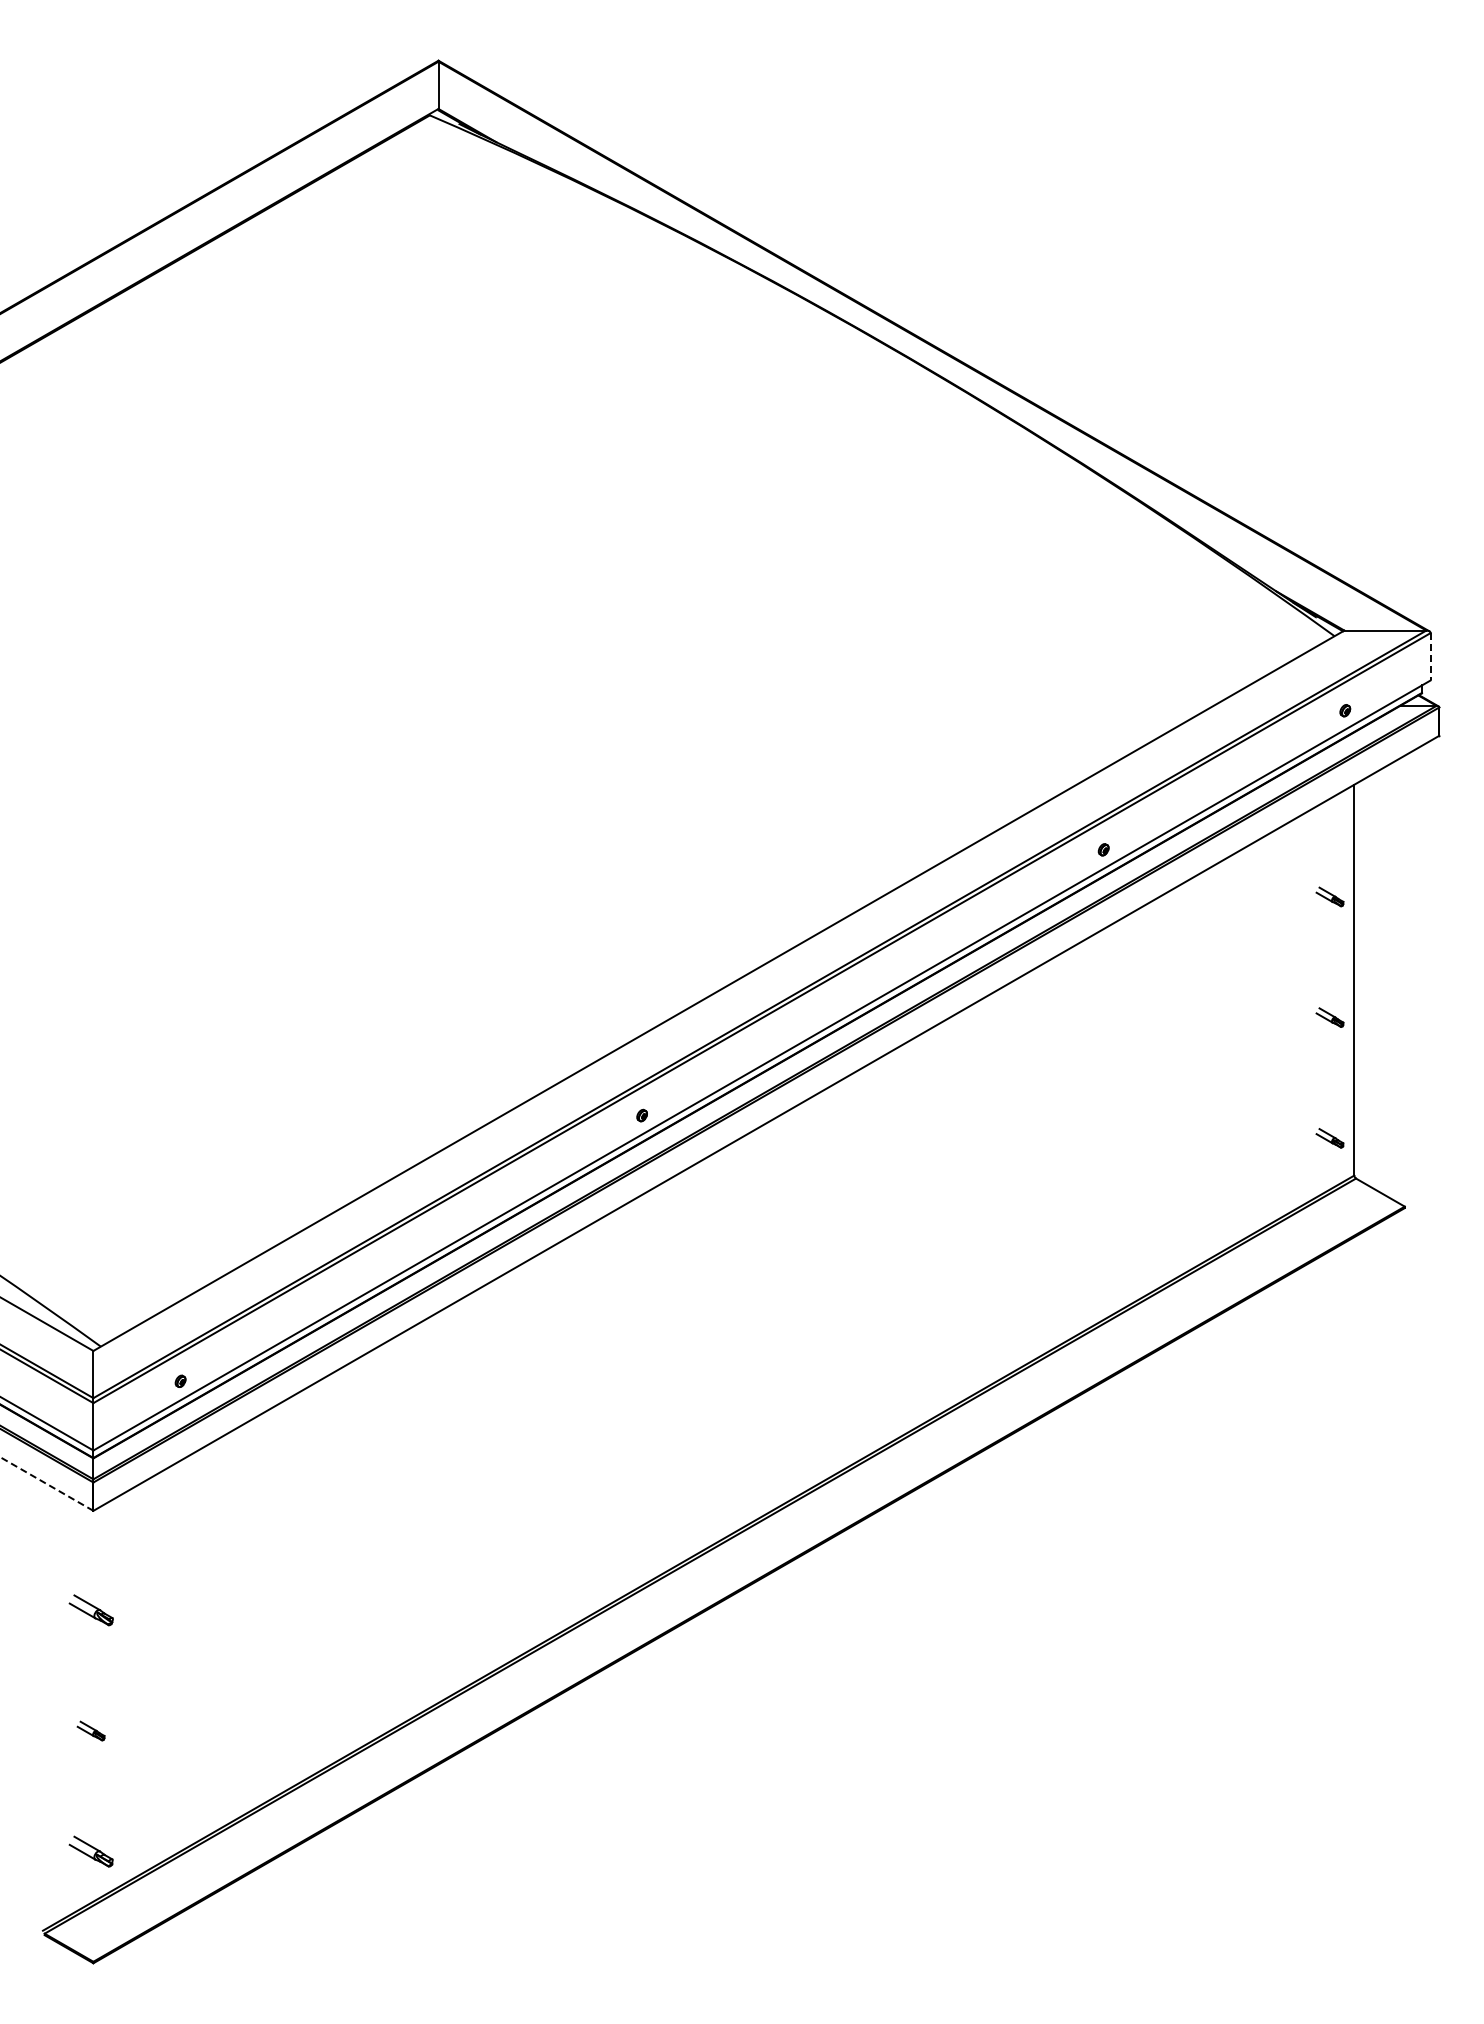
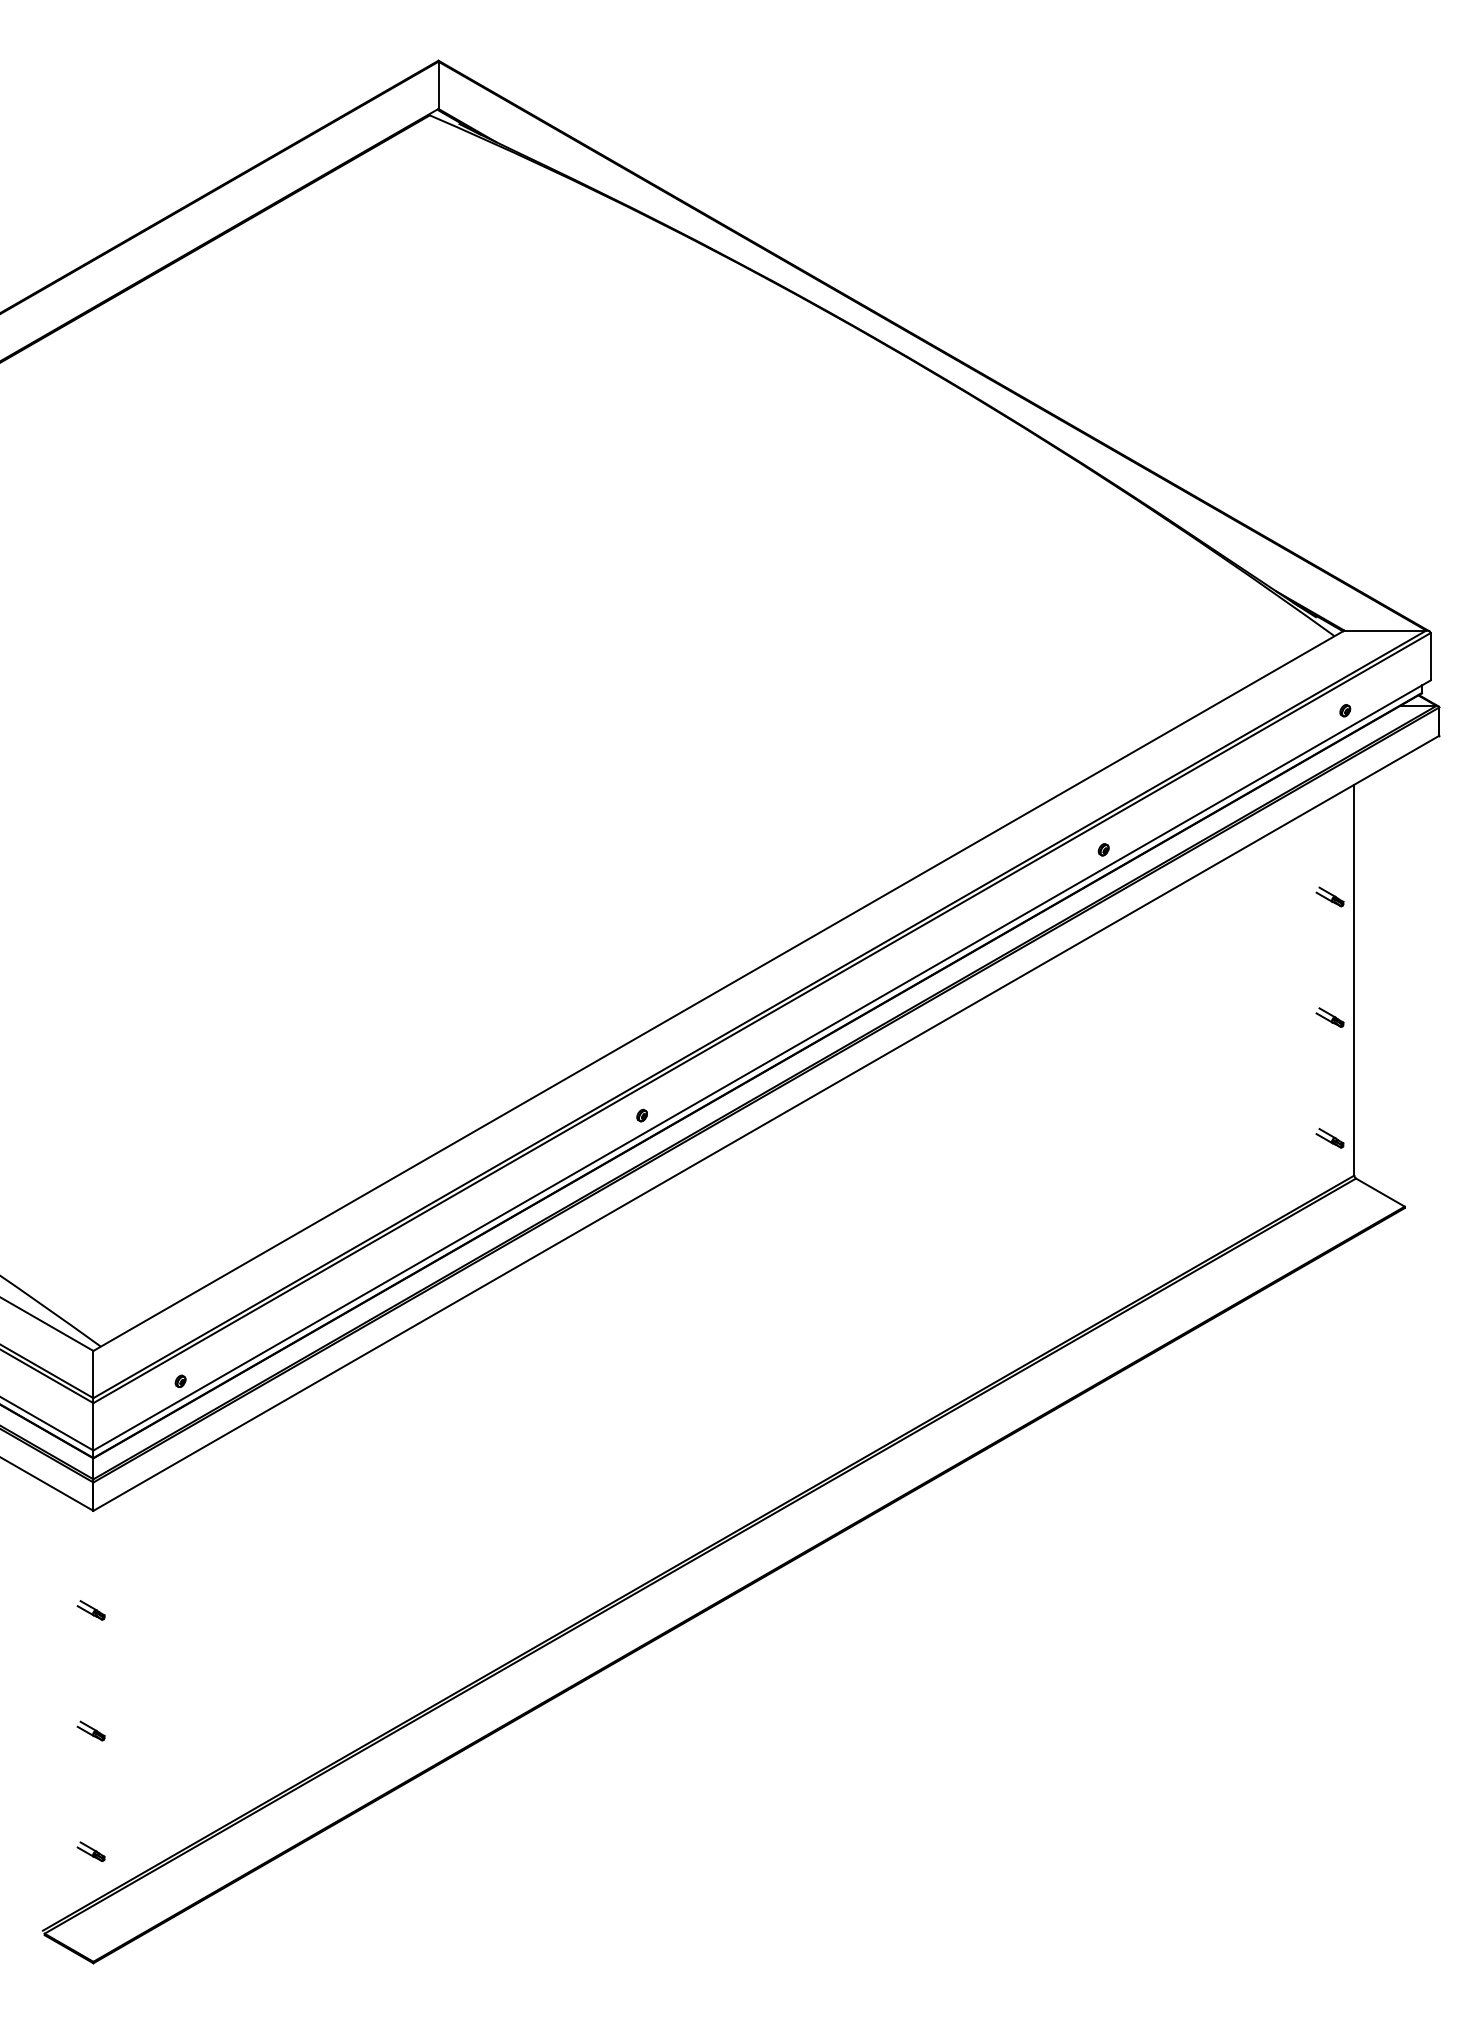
line: dashed -> solid (1430, 656)
line: dashed -> solid (46, 1483)
part size: 46x33 px -> 30x21 px (90, 1610)
part size: 46x33 px -> 30x22 px (90, 1851)
